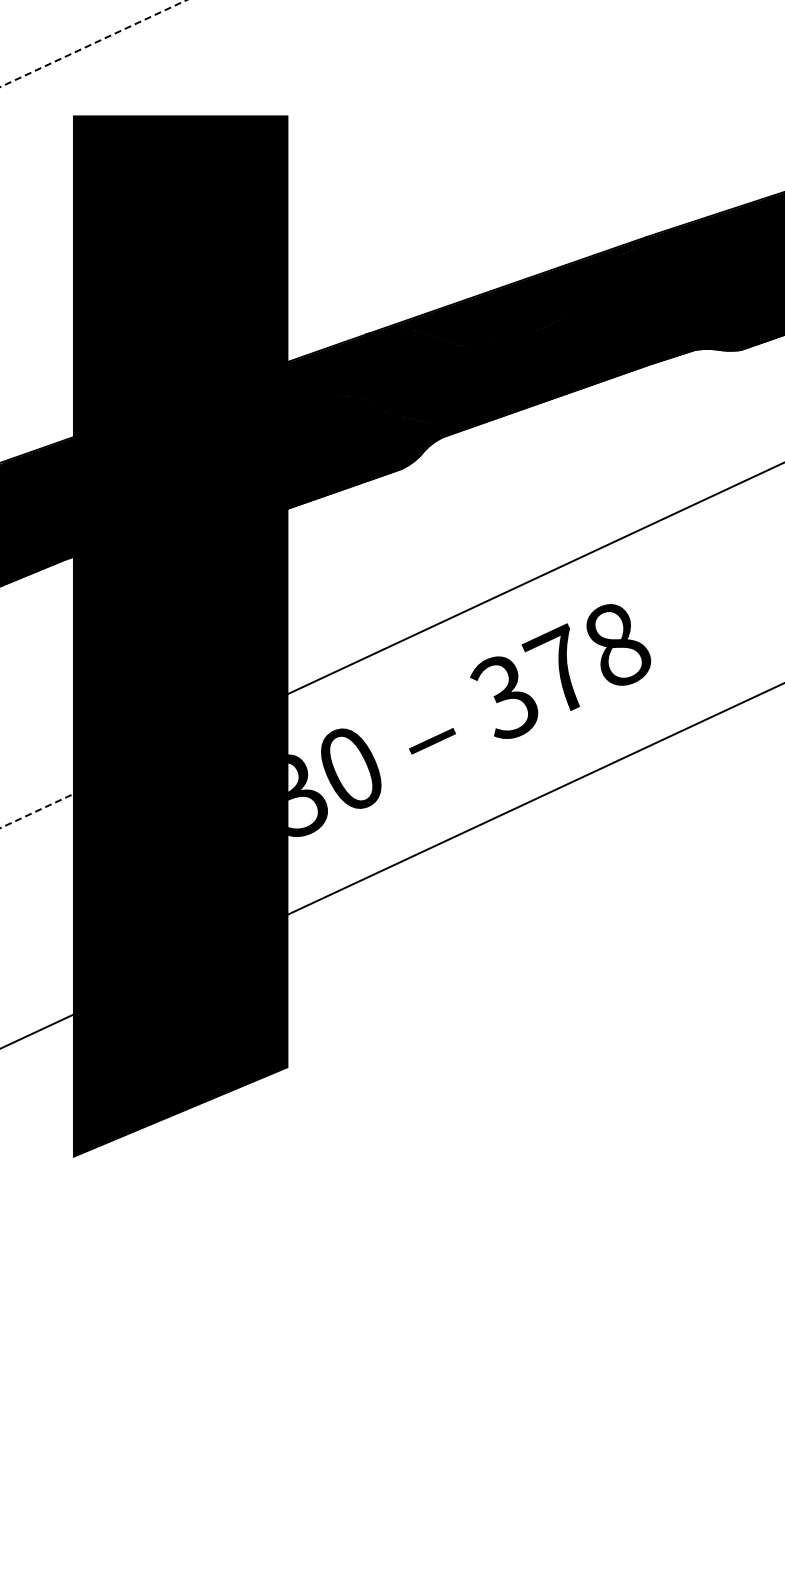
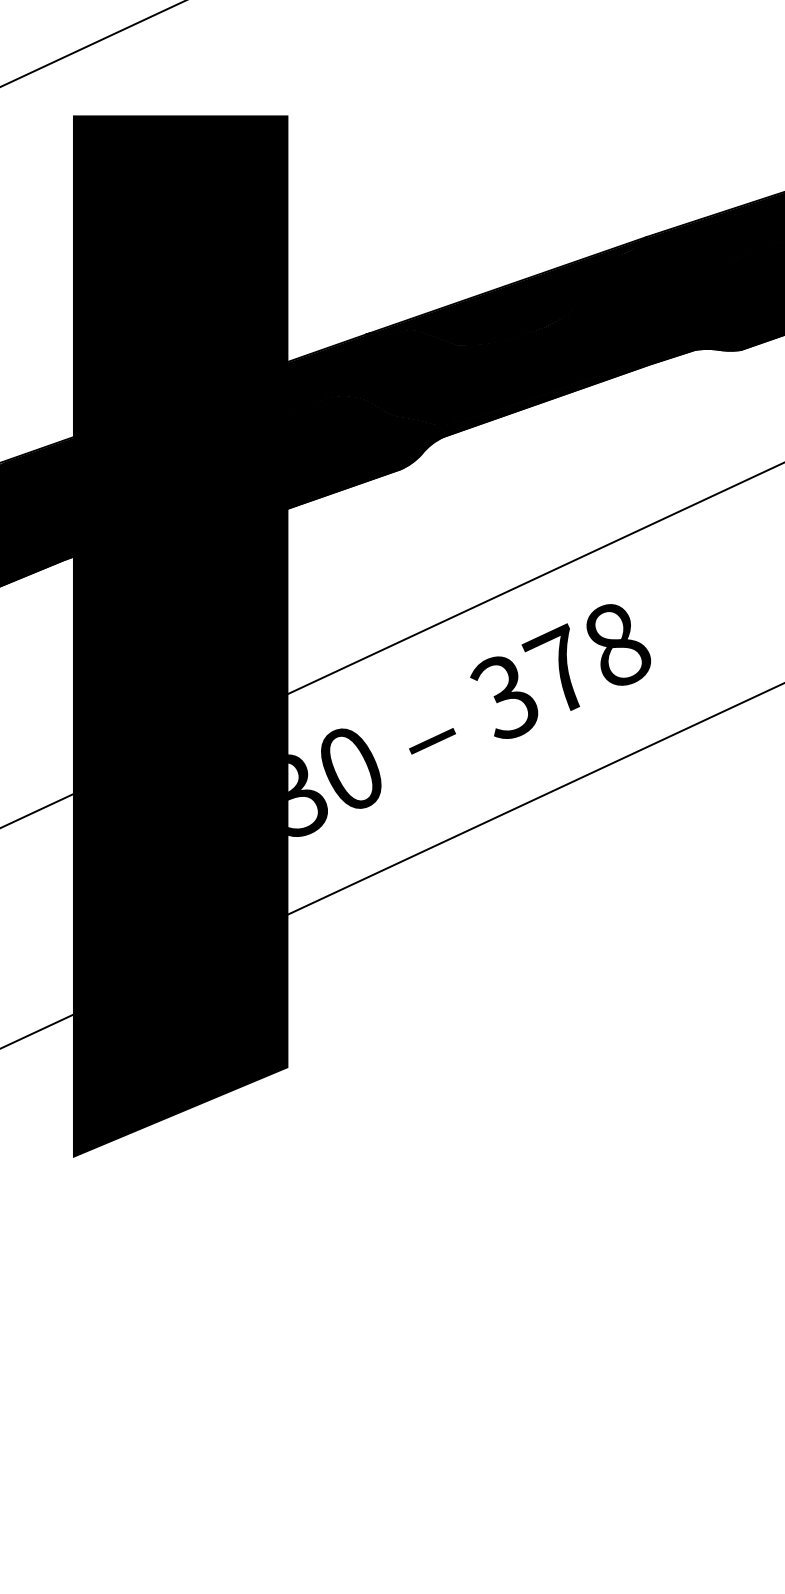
line: dashed -> solid (93, 43)
line: dashed -> solid (39, 810)
